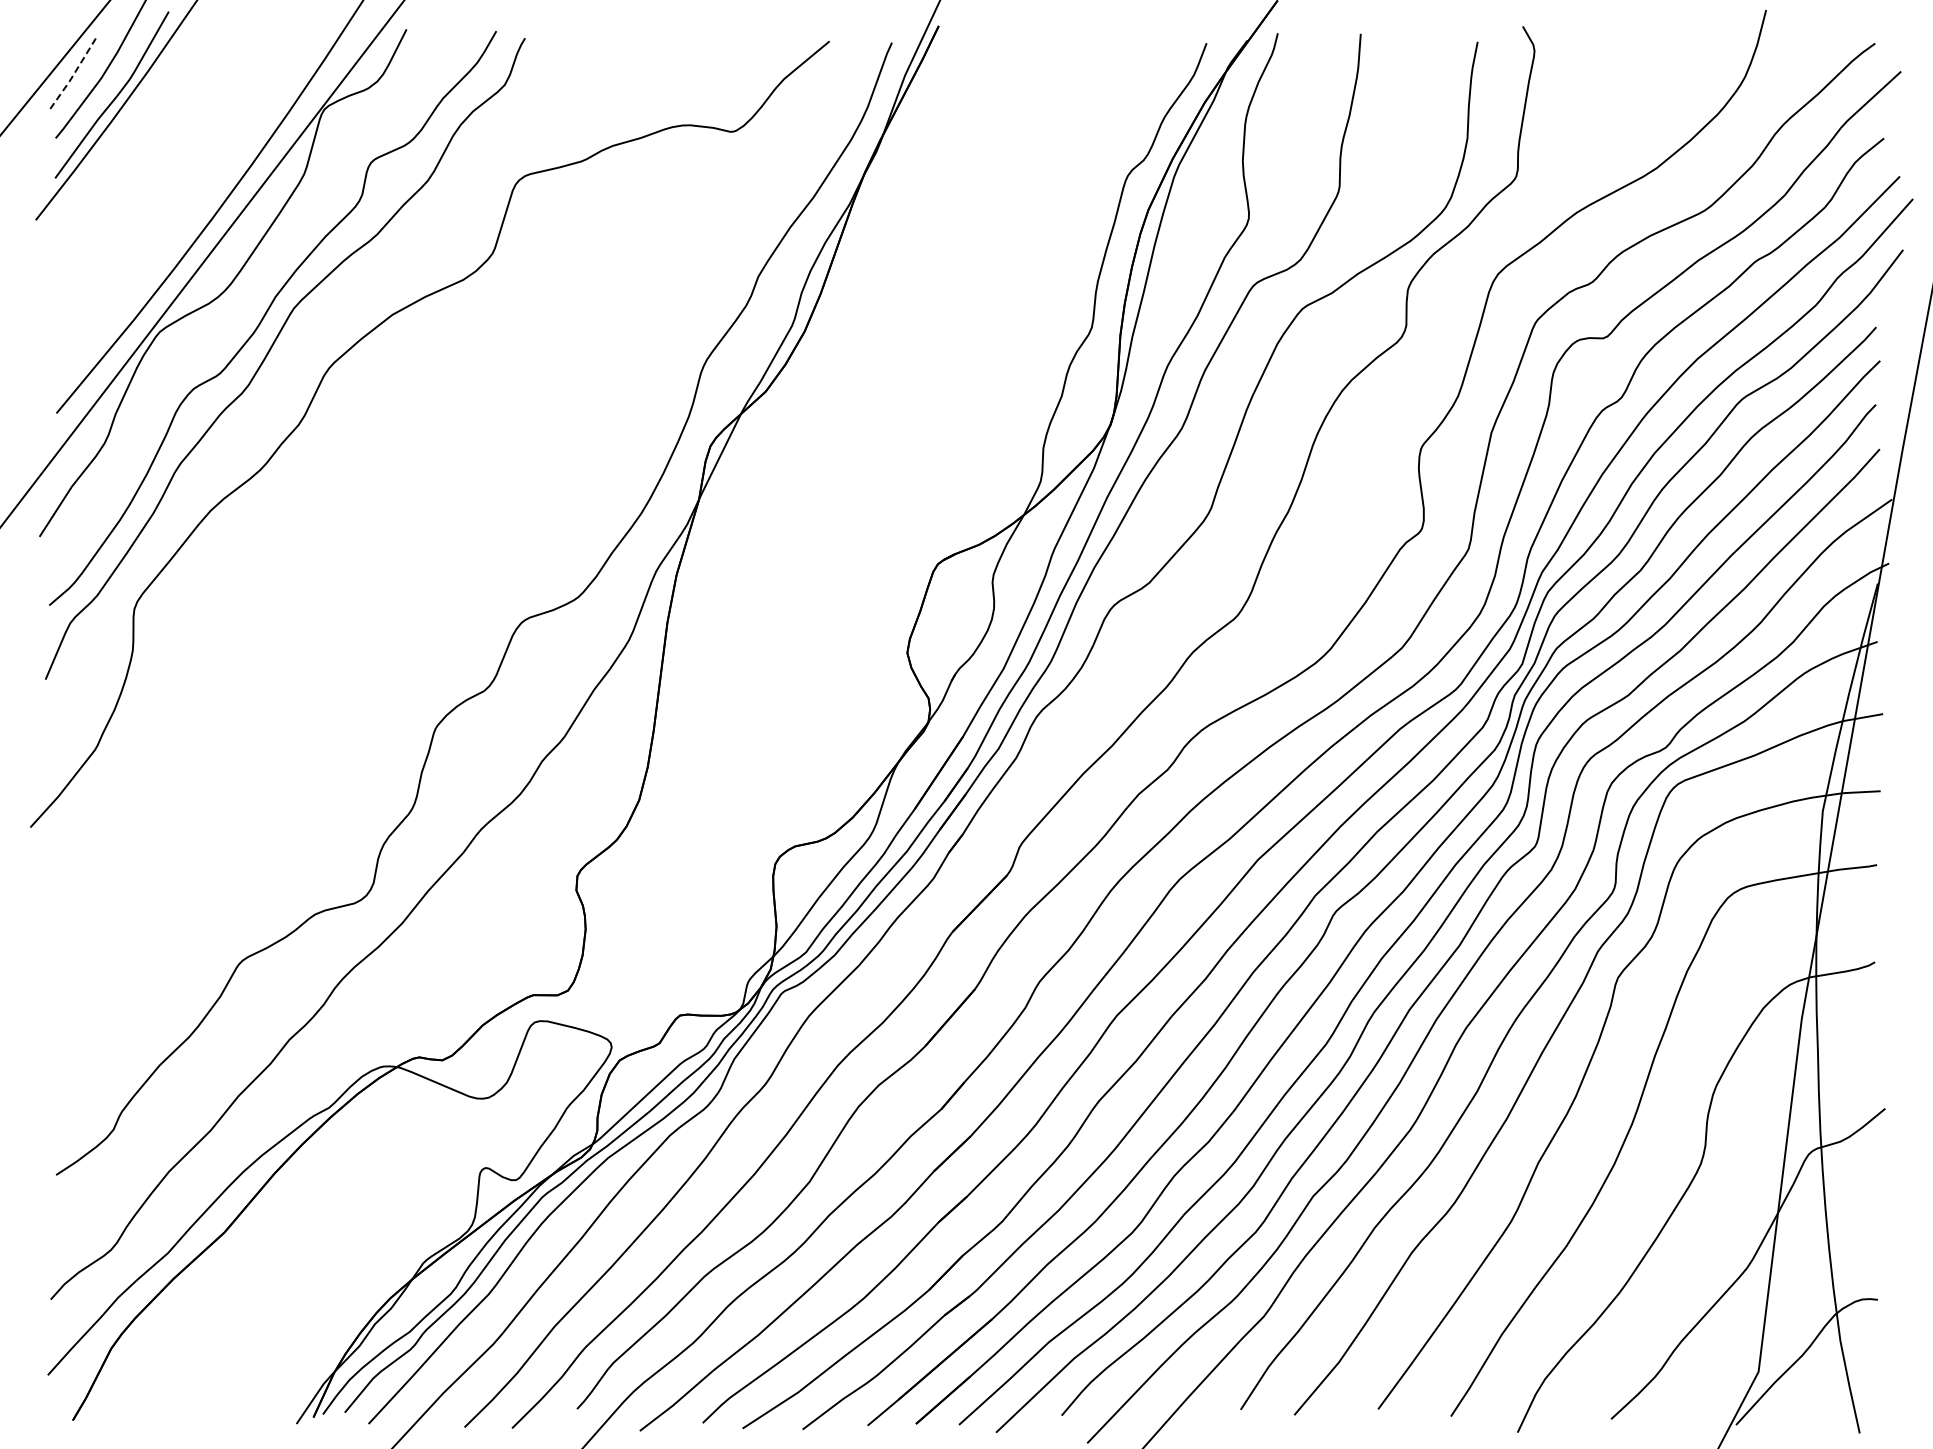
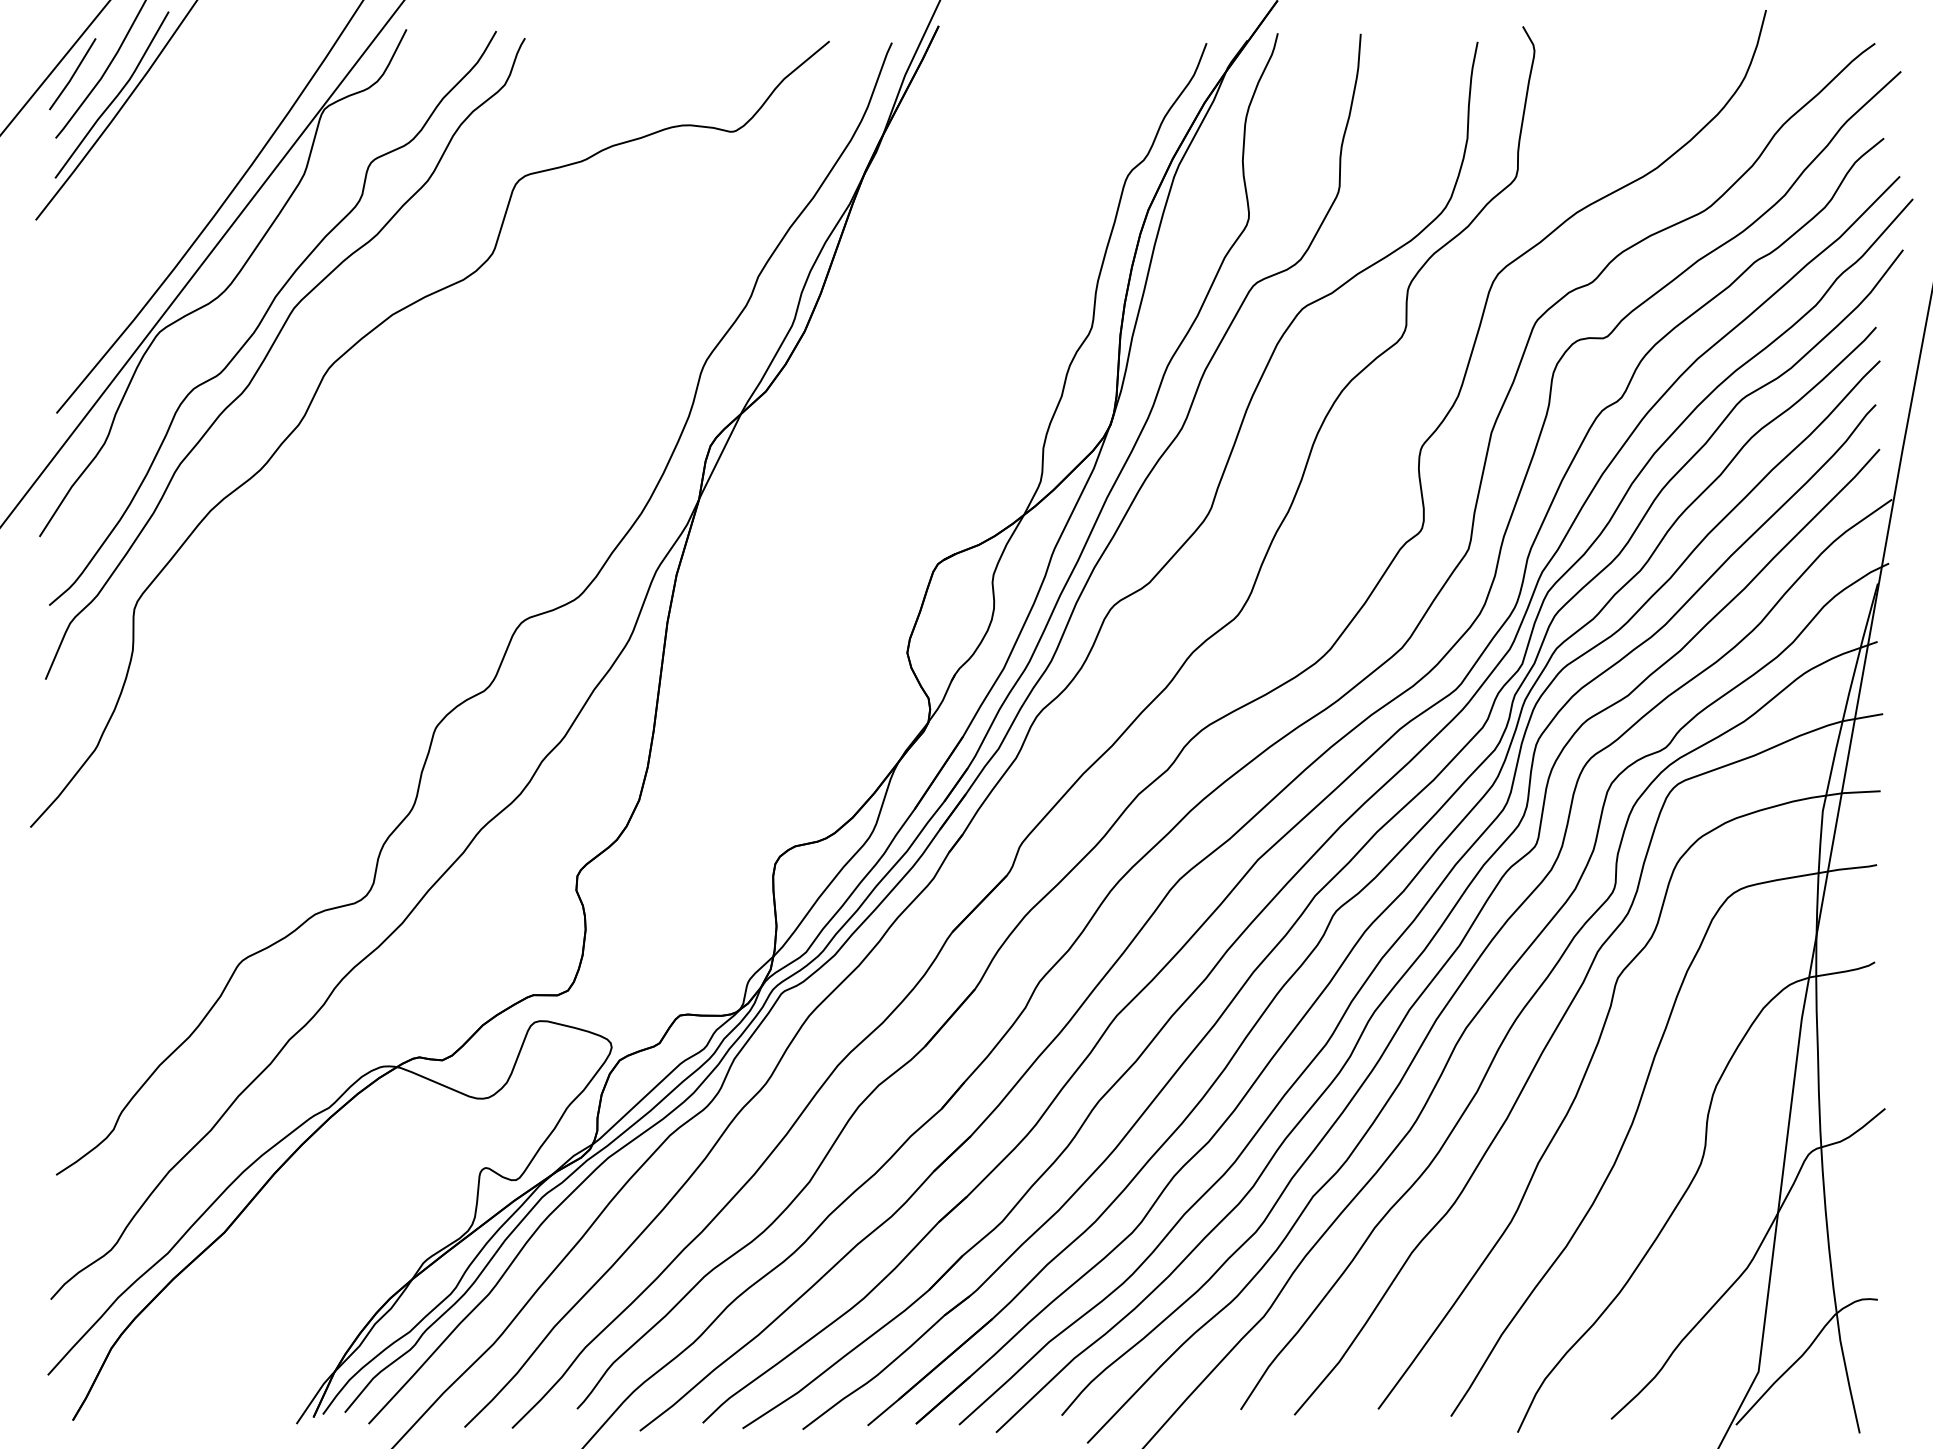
line: dashed -> solid (73, 75)
